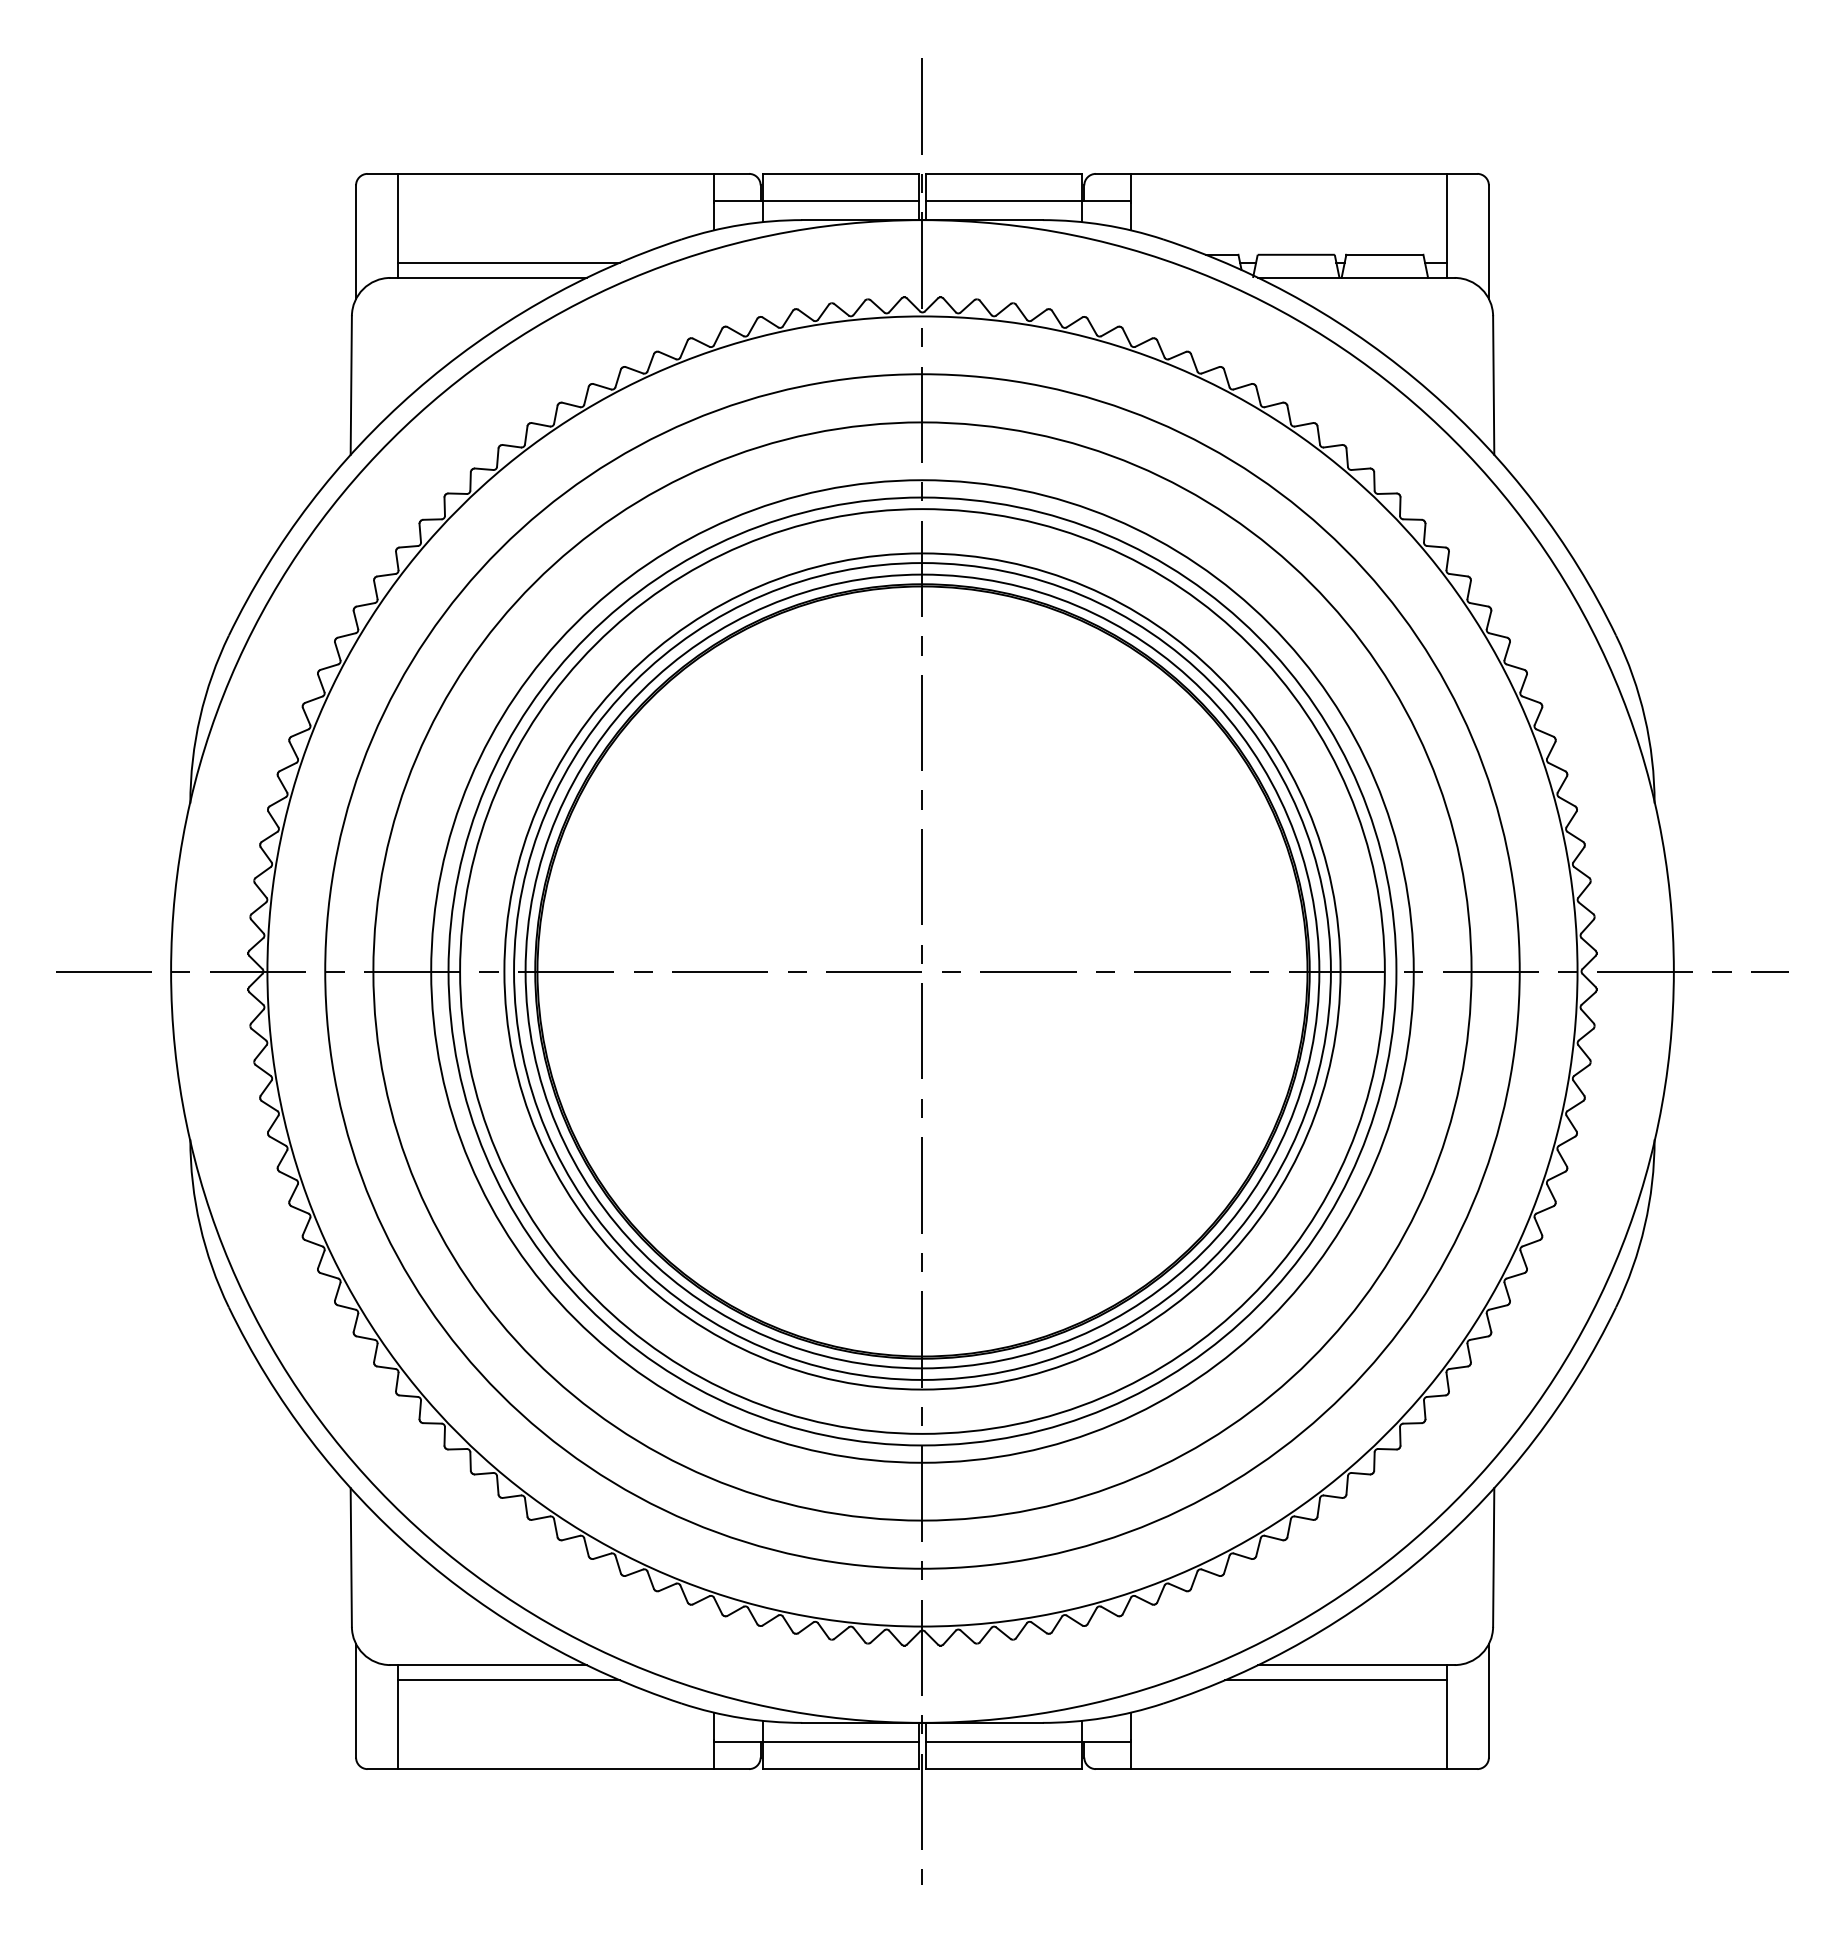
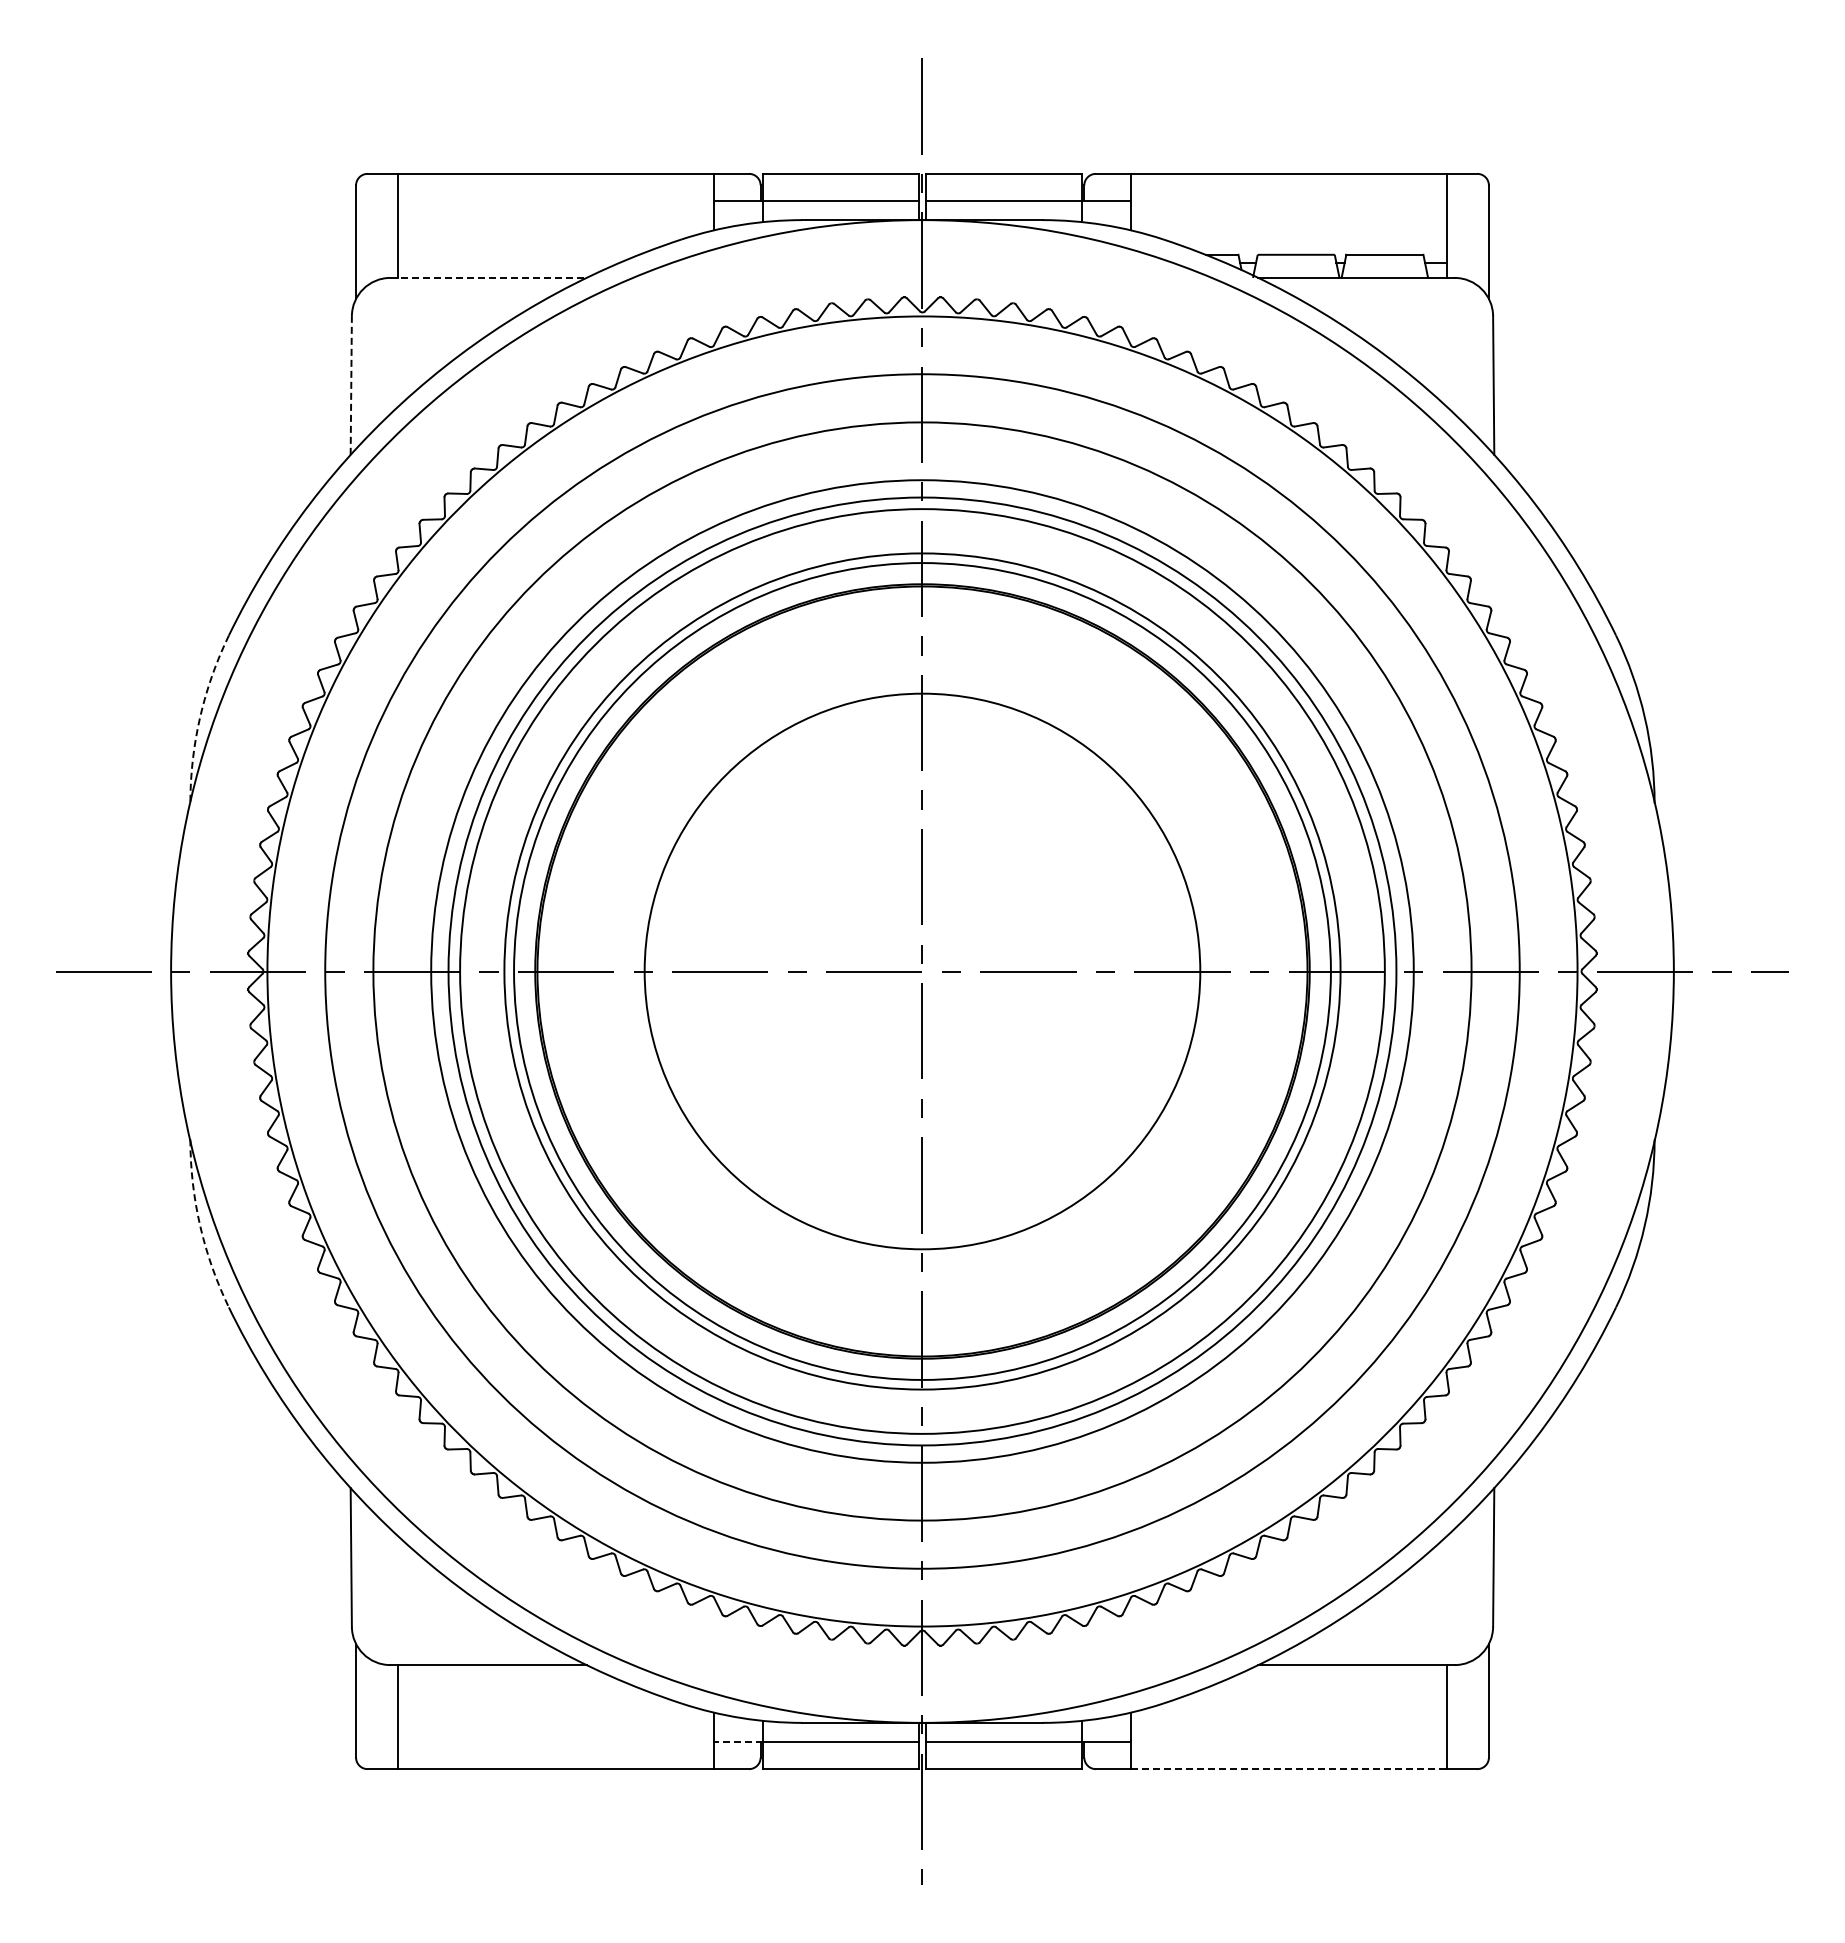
line: present -> none (509, 262)
line: solid -> dashed (489, 277)
line: solid -> dashed (351, 384)
arc: solid -> dashed (200, 717)
circle diameter: 794 px -> 556 px (922, 971)
arc: solid -> dashed (200, 1225)
line: present -> none (509, 1680)
line: present -> none (1335, 1680)
line: solid -> dashed (738, 1742)
line: solid -> dashed (1288, 1769)
